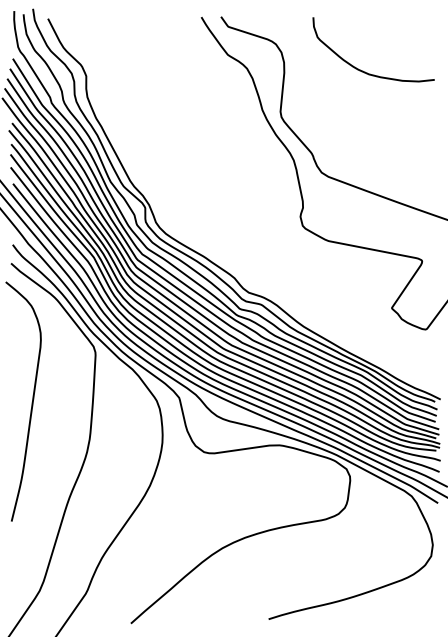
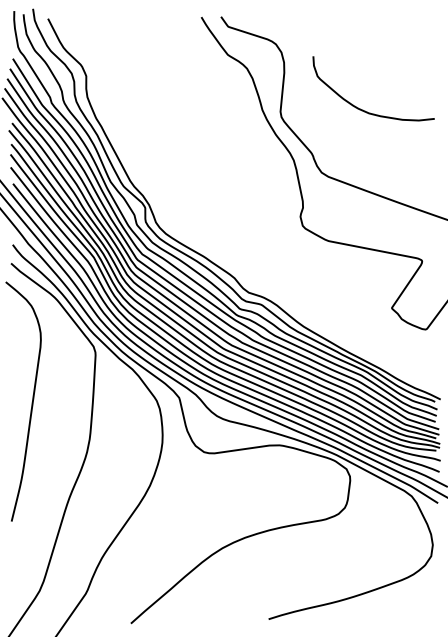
curve position: (365, 71) -> (365, 110) (365, 110)
